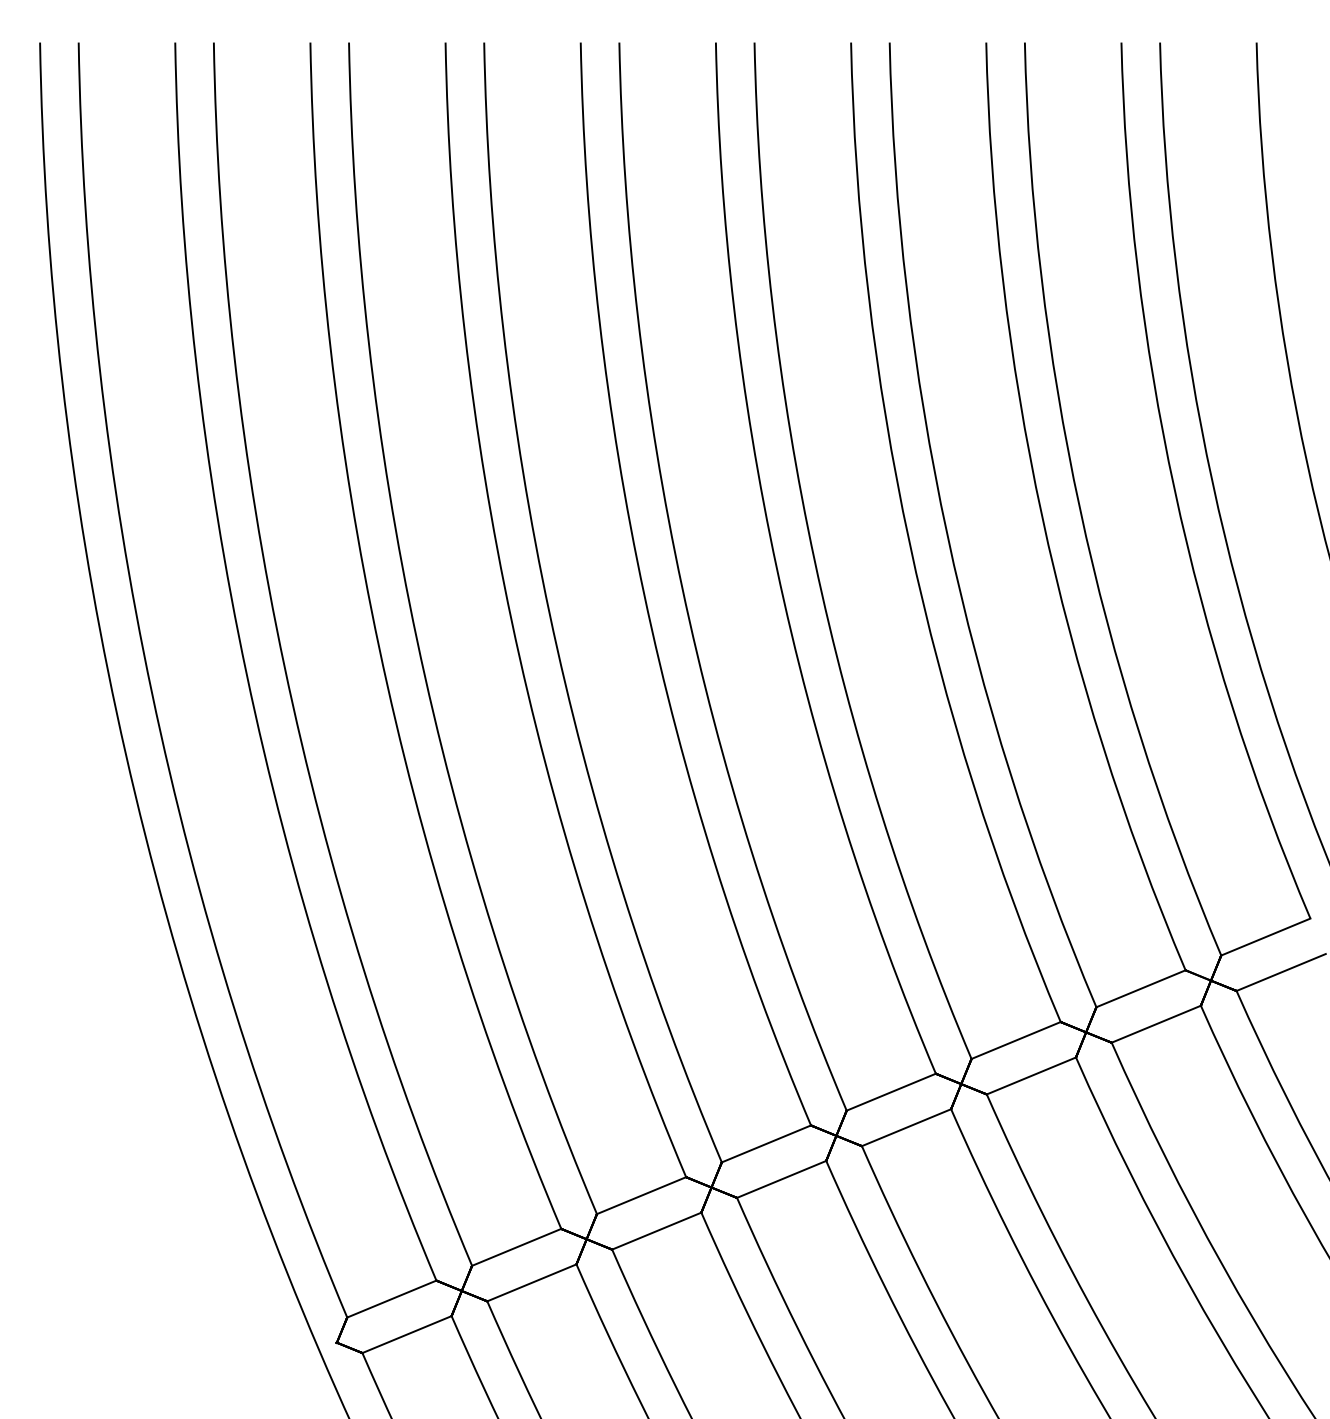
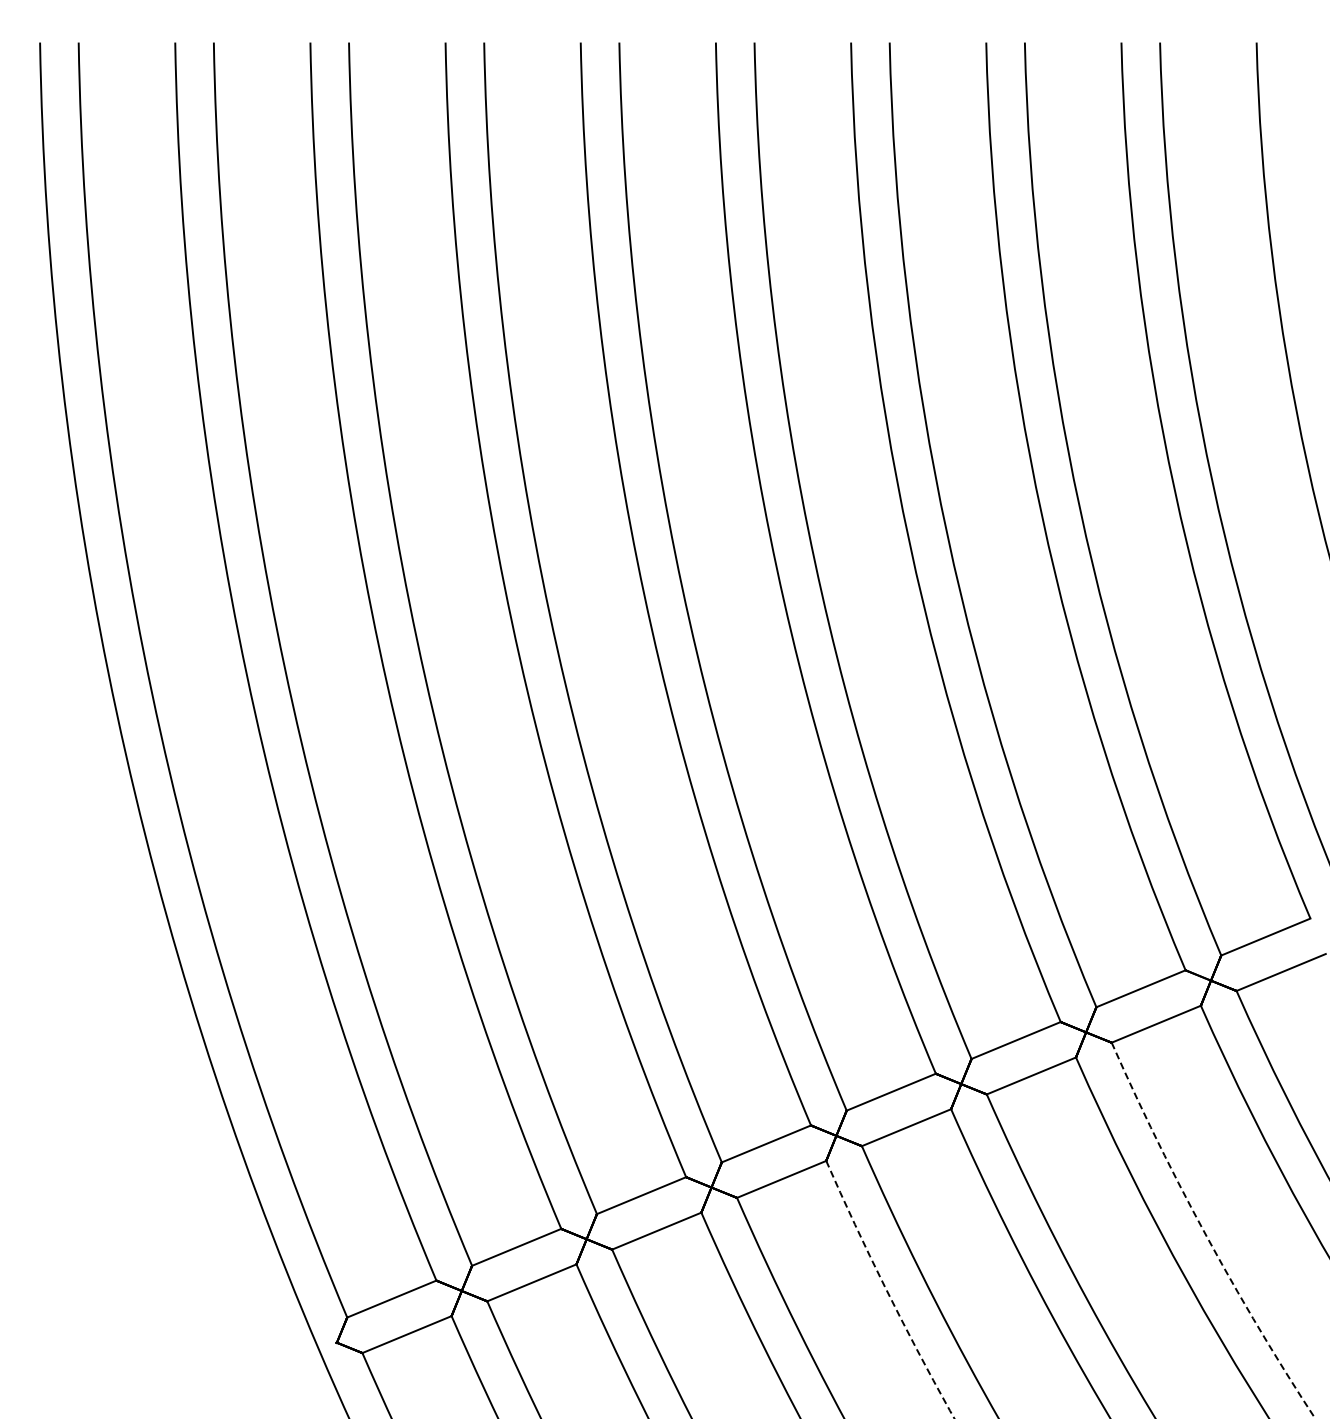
arc: solid -> dashed (1205, 1233)
arc: solid -> dashed (887, 1291)
